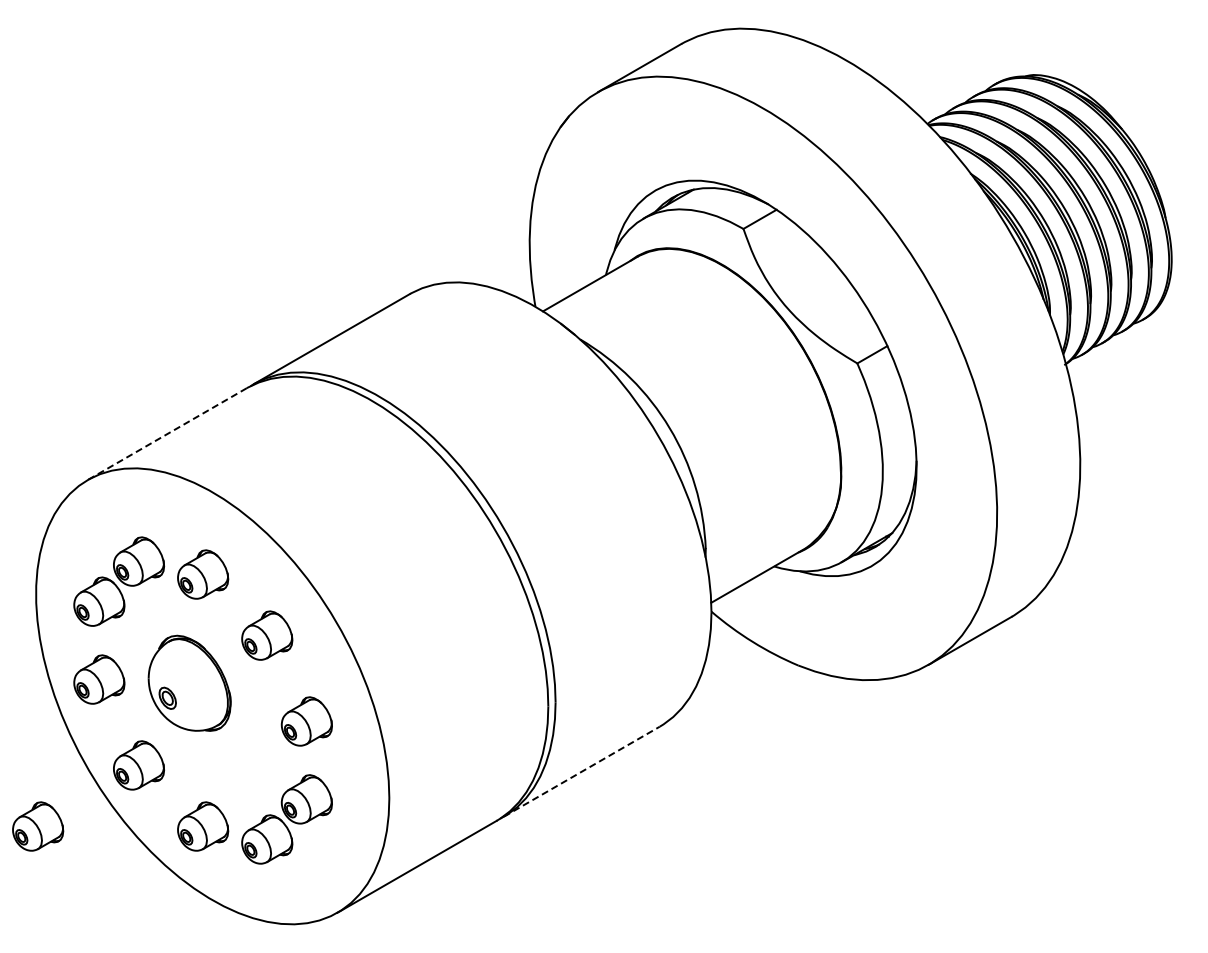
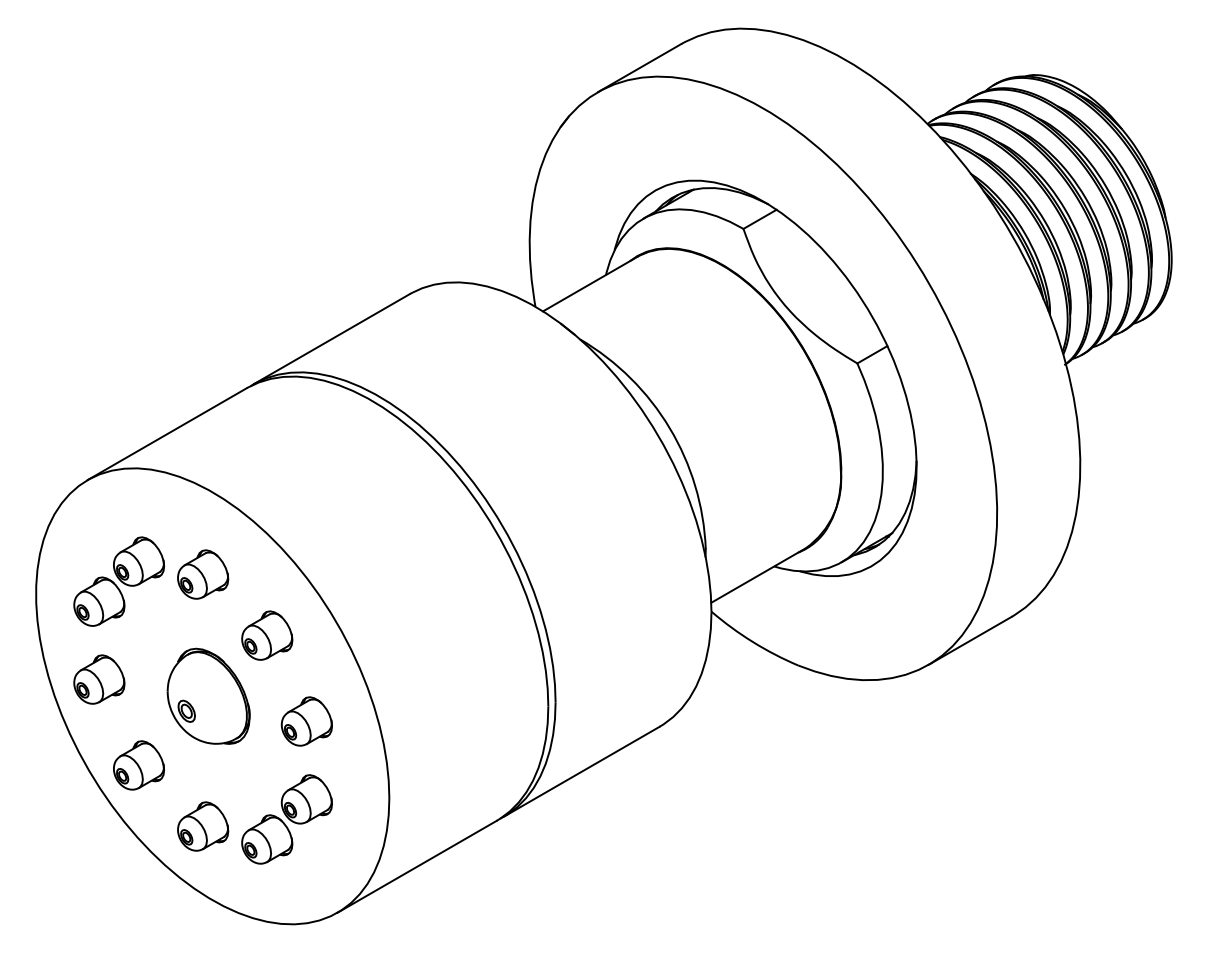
line: dashed -> solid (167, 434)
part position: (189, 682) -> (208, 695) (208, 695)
line: dashed -> solid (581, 771)
part: present -> none (38, 826)
